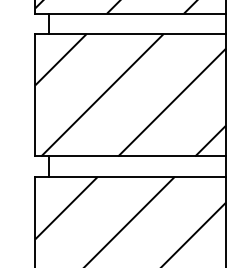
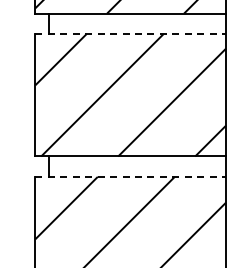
line: solid -> dashed (131, 33)
line: solid -> dashed (131, 176)
